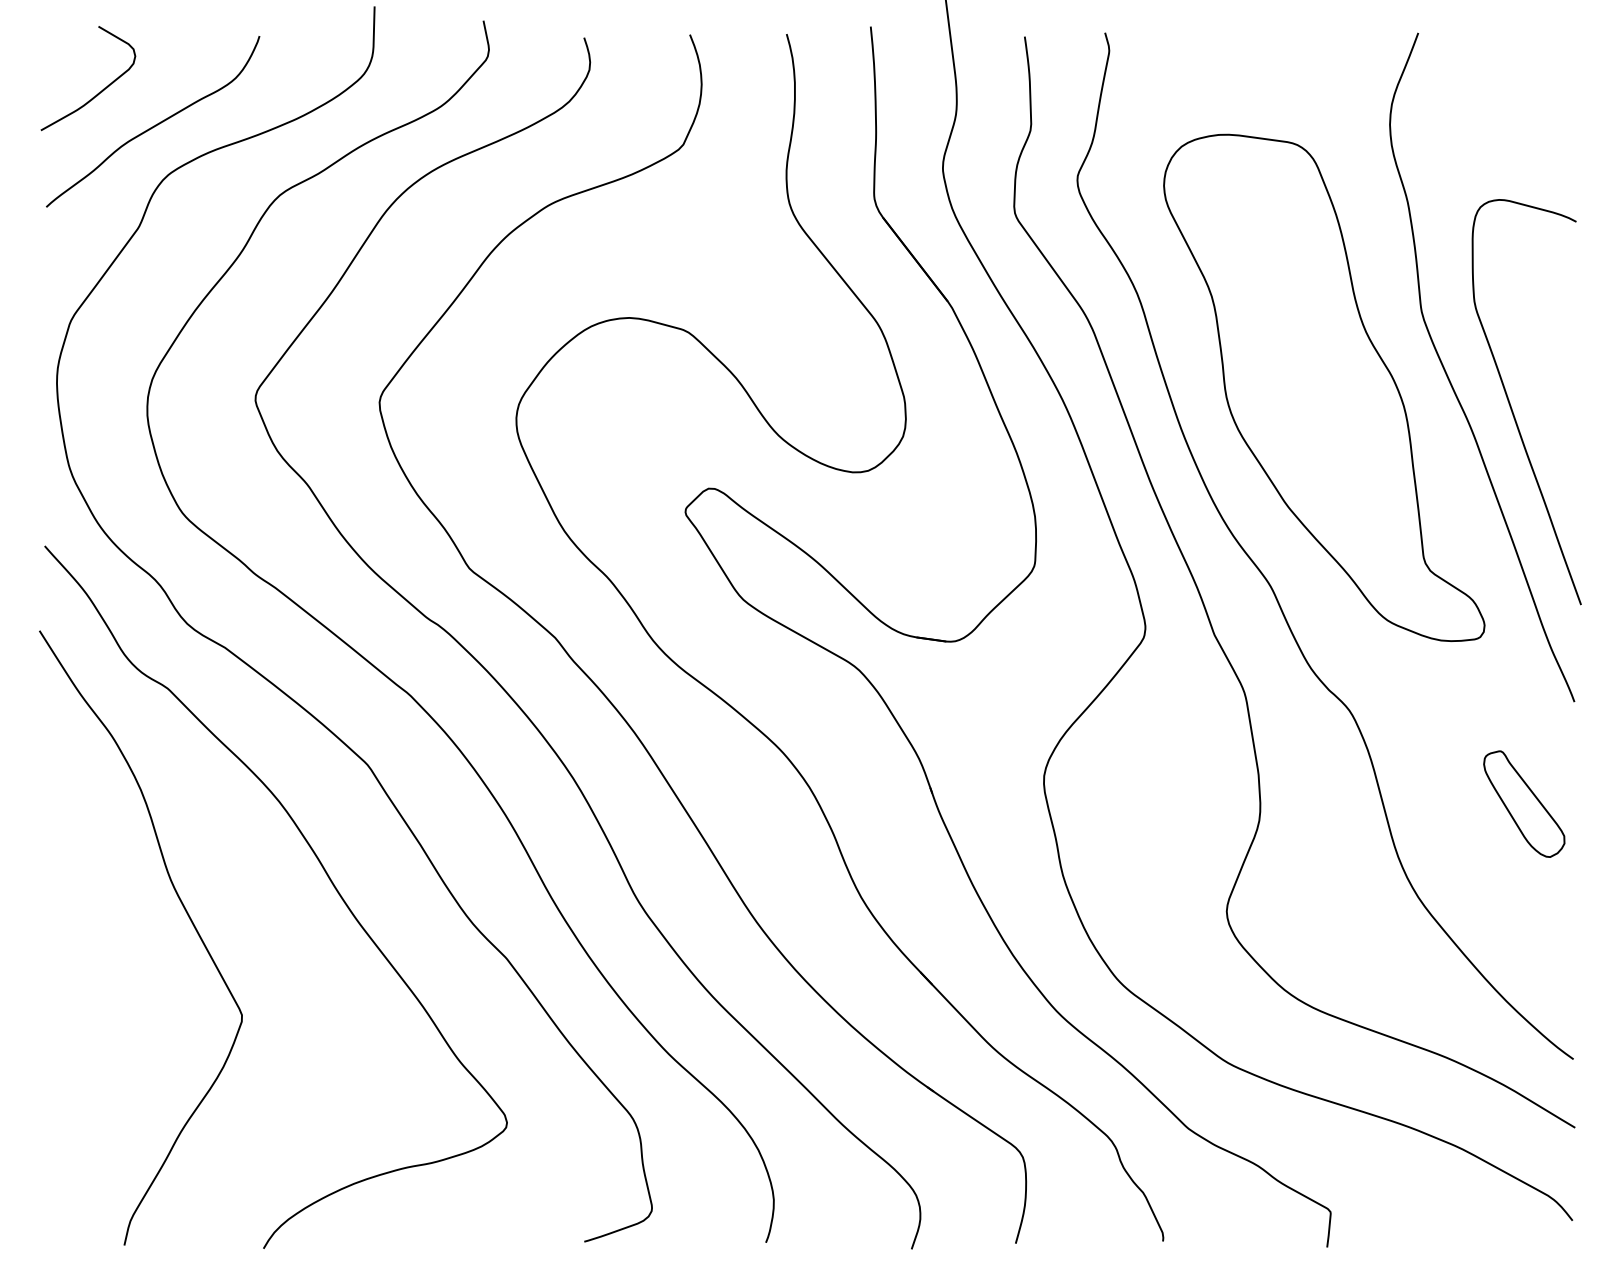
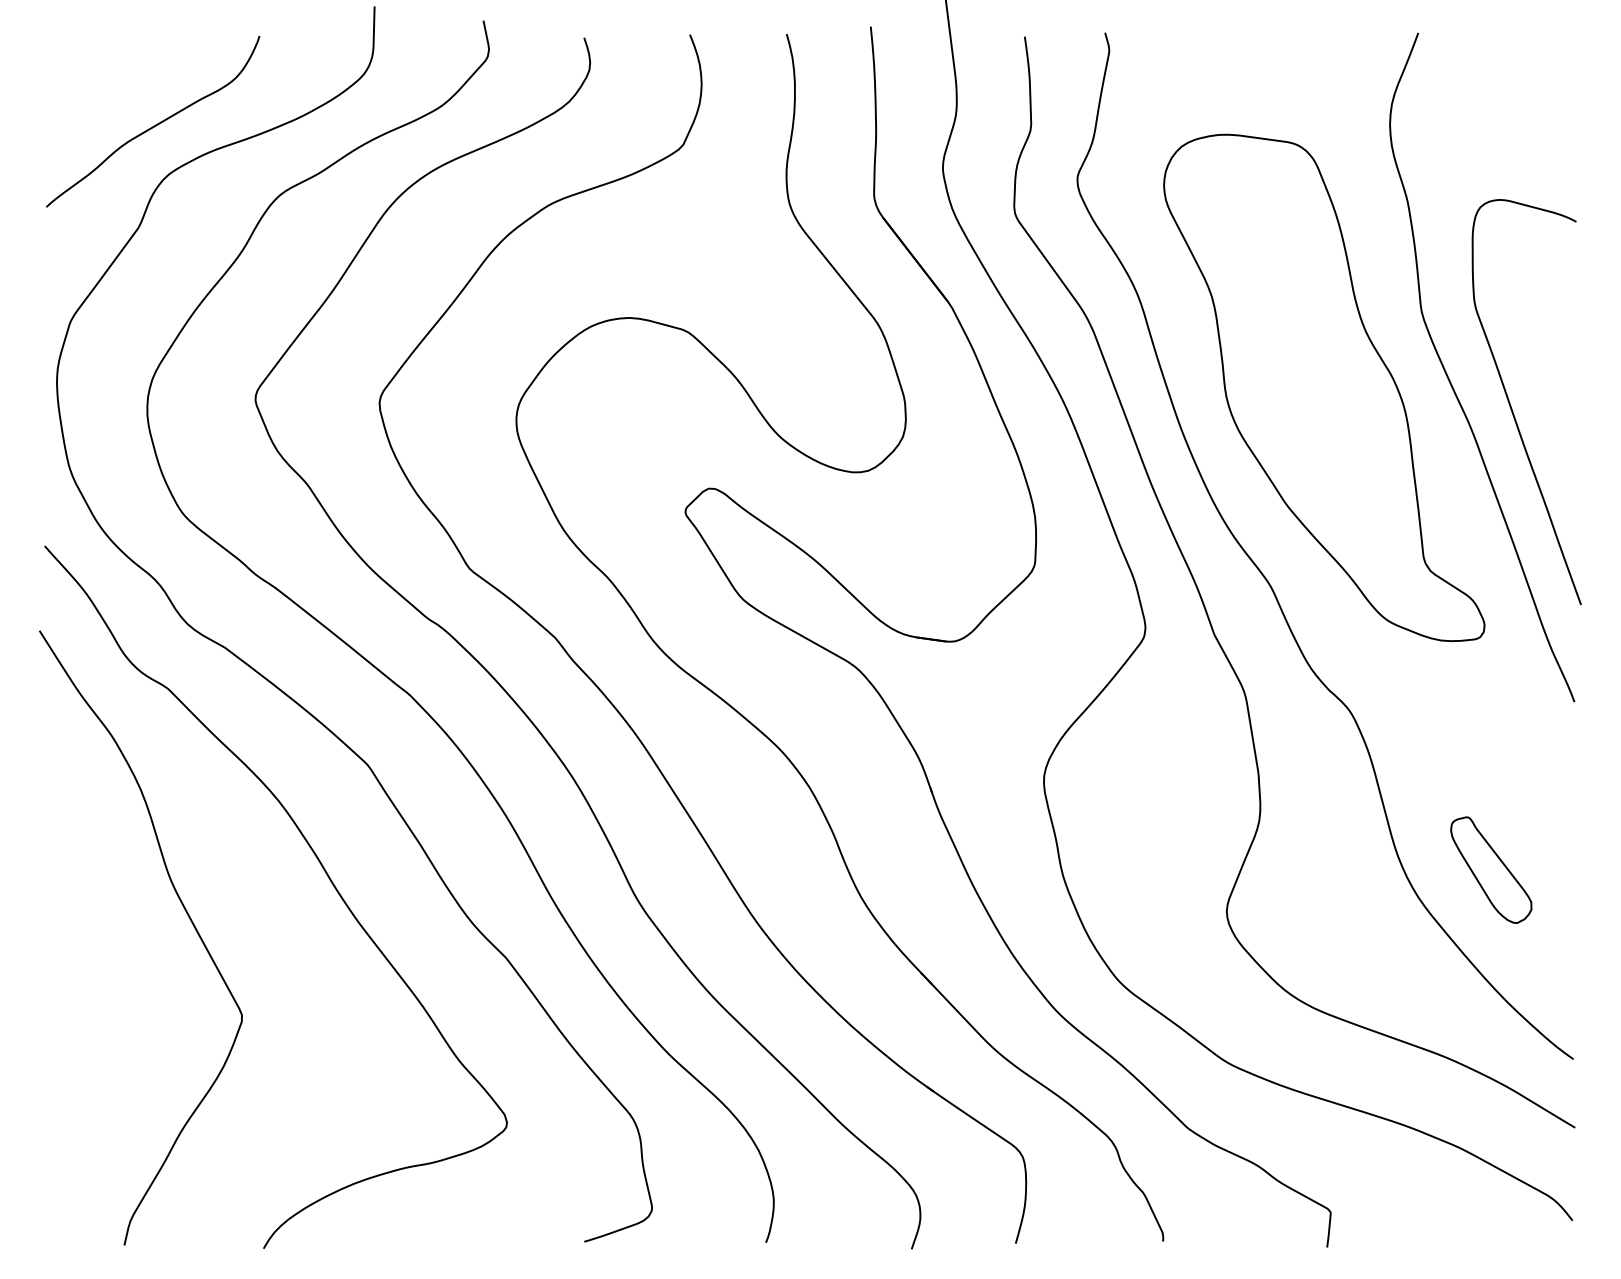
curve: present -> none (98, 92)
part position: (1524, 803) -> (1491, 869) (1491, 869)
